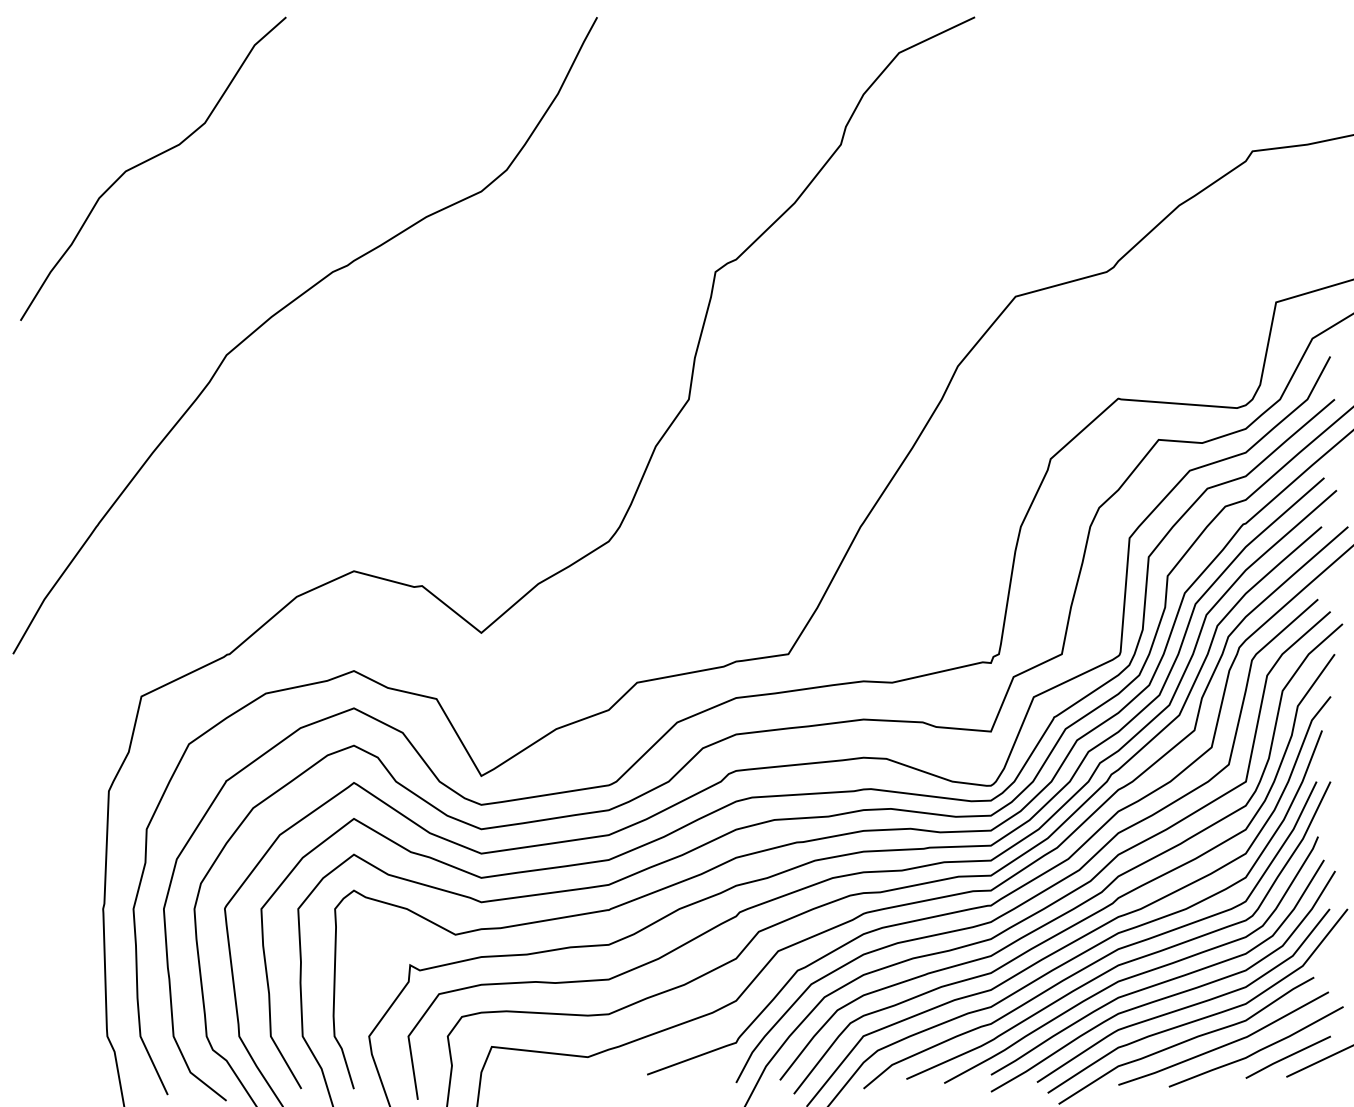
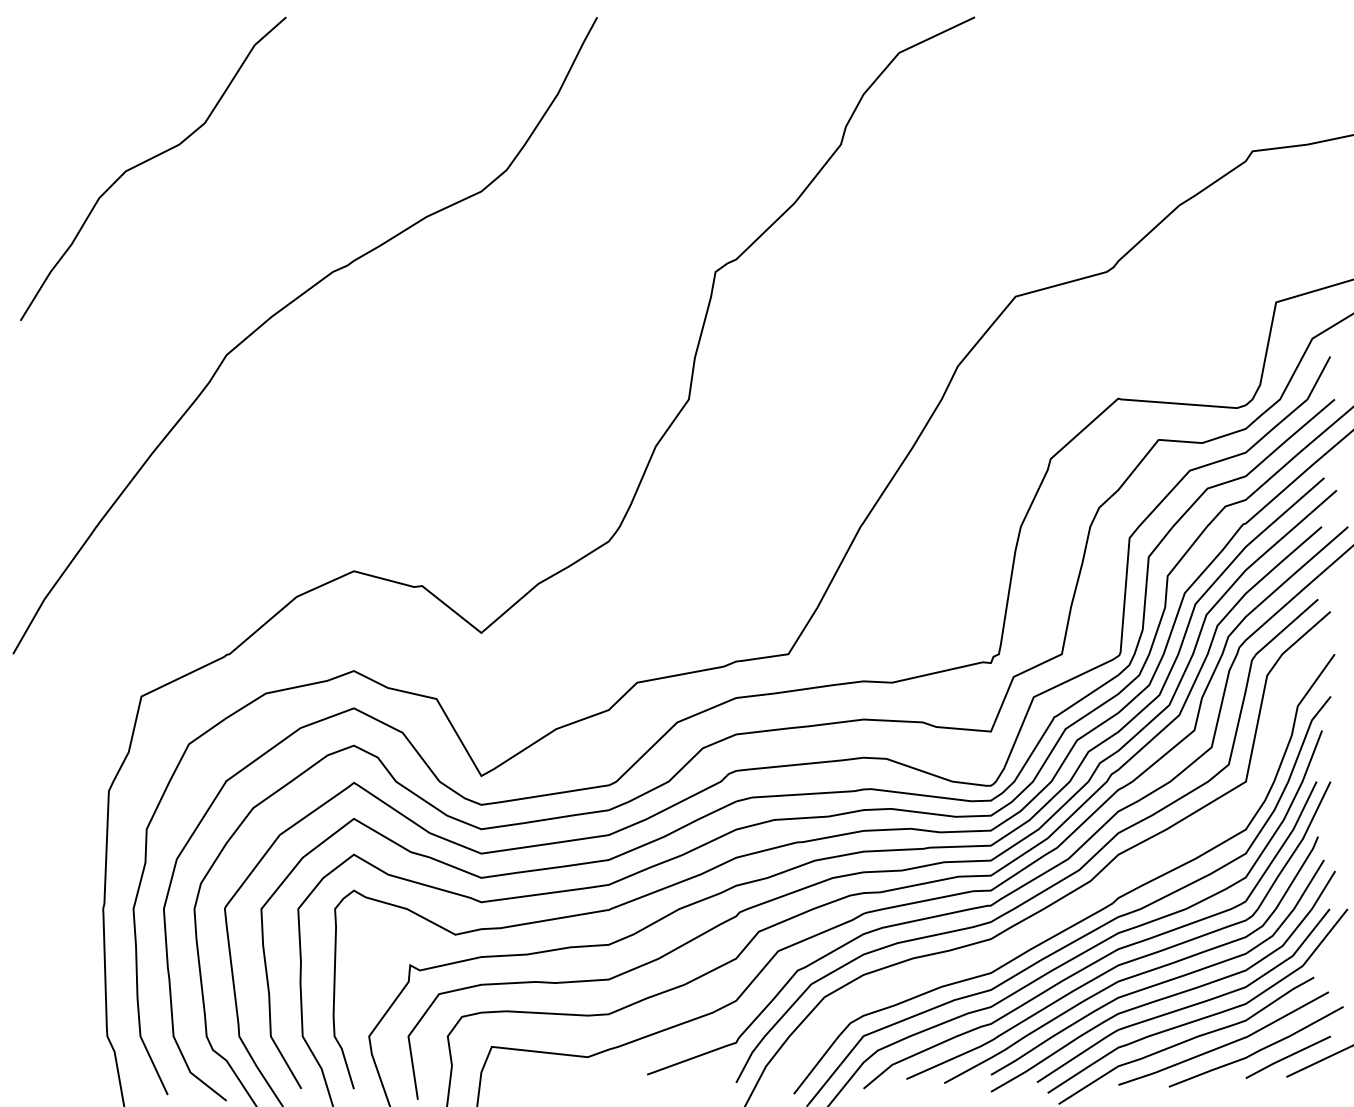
curve: present -> none (1090, 897)
